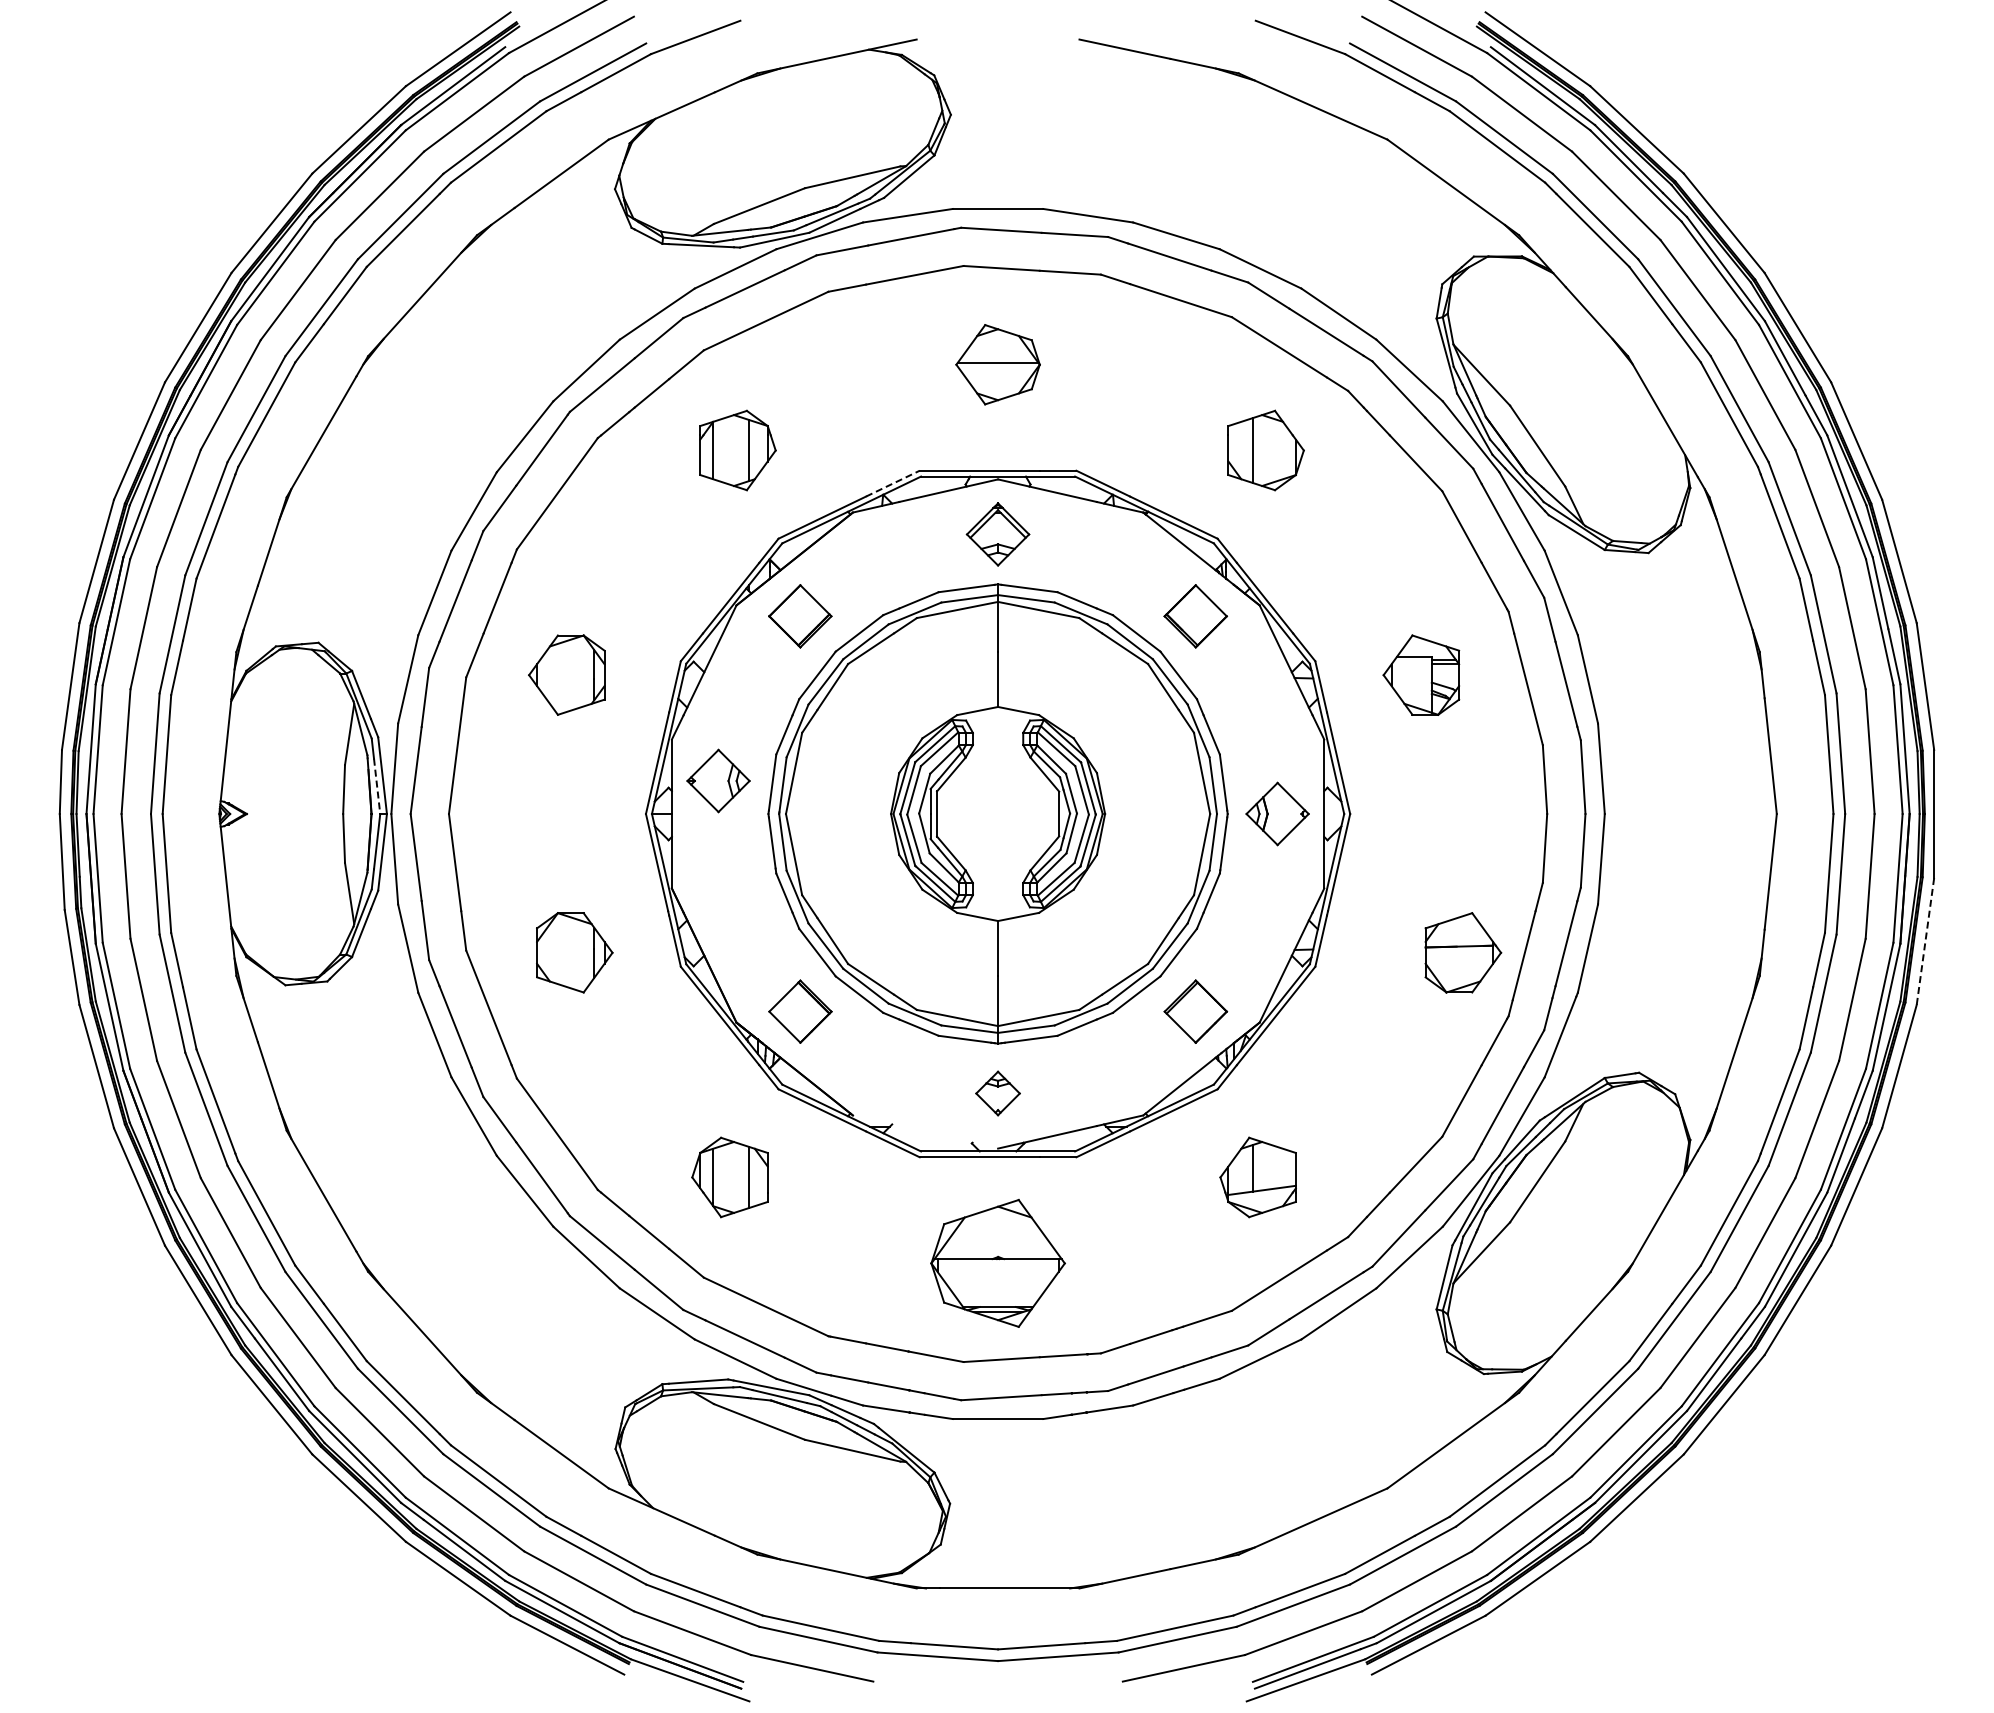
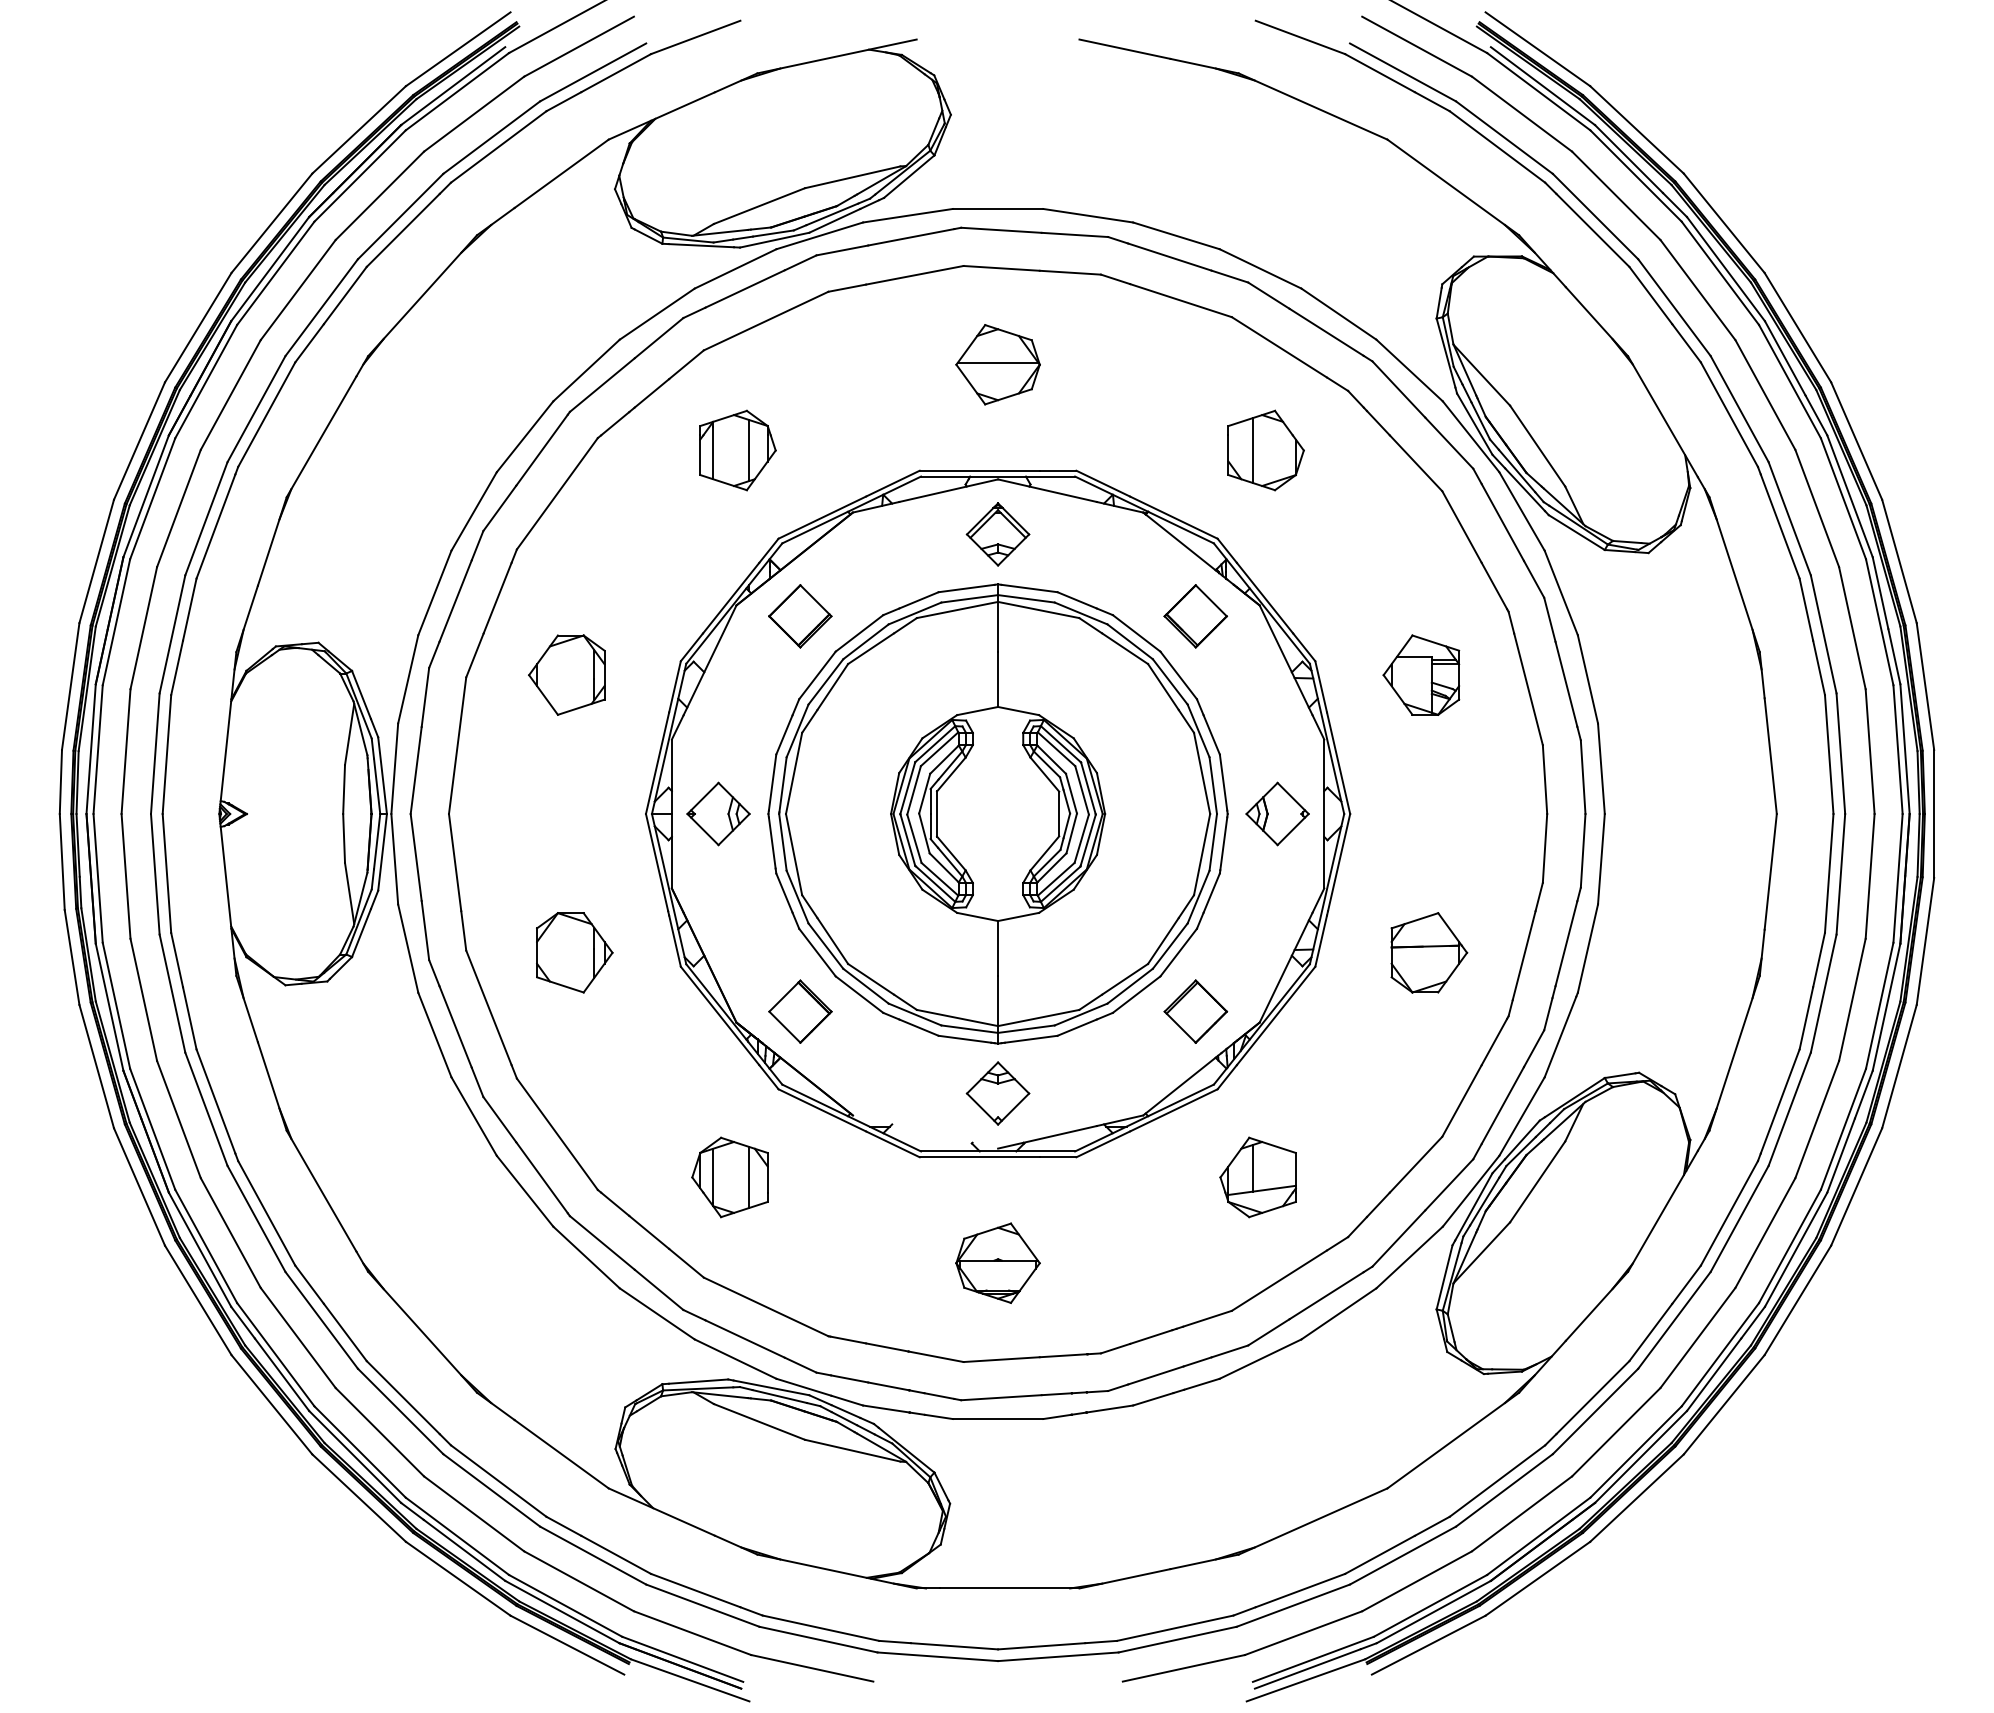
line: dashed -> solid (892, 483)
part position: (718, 780) -> (718, 813) (718, 813)
line: dashed -> solid (377, 786)
line: dashed -> solid (1925, 941)
part position: (1463, 952) -> (1429, 952) (1429, 952)
part size: 46x47 px -> 66x65 px (997, 1093)
part size: 136x129 px -> 86x82 px (997, 1262)
